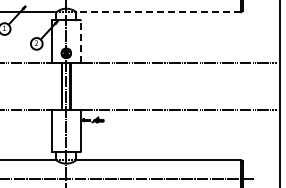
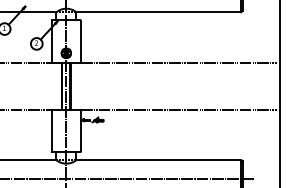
line: dashed -> solid (158, 12)
line: dashed -> solid (81, 41)
